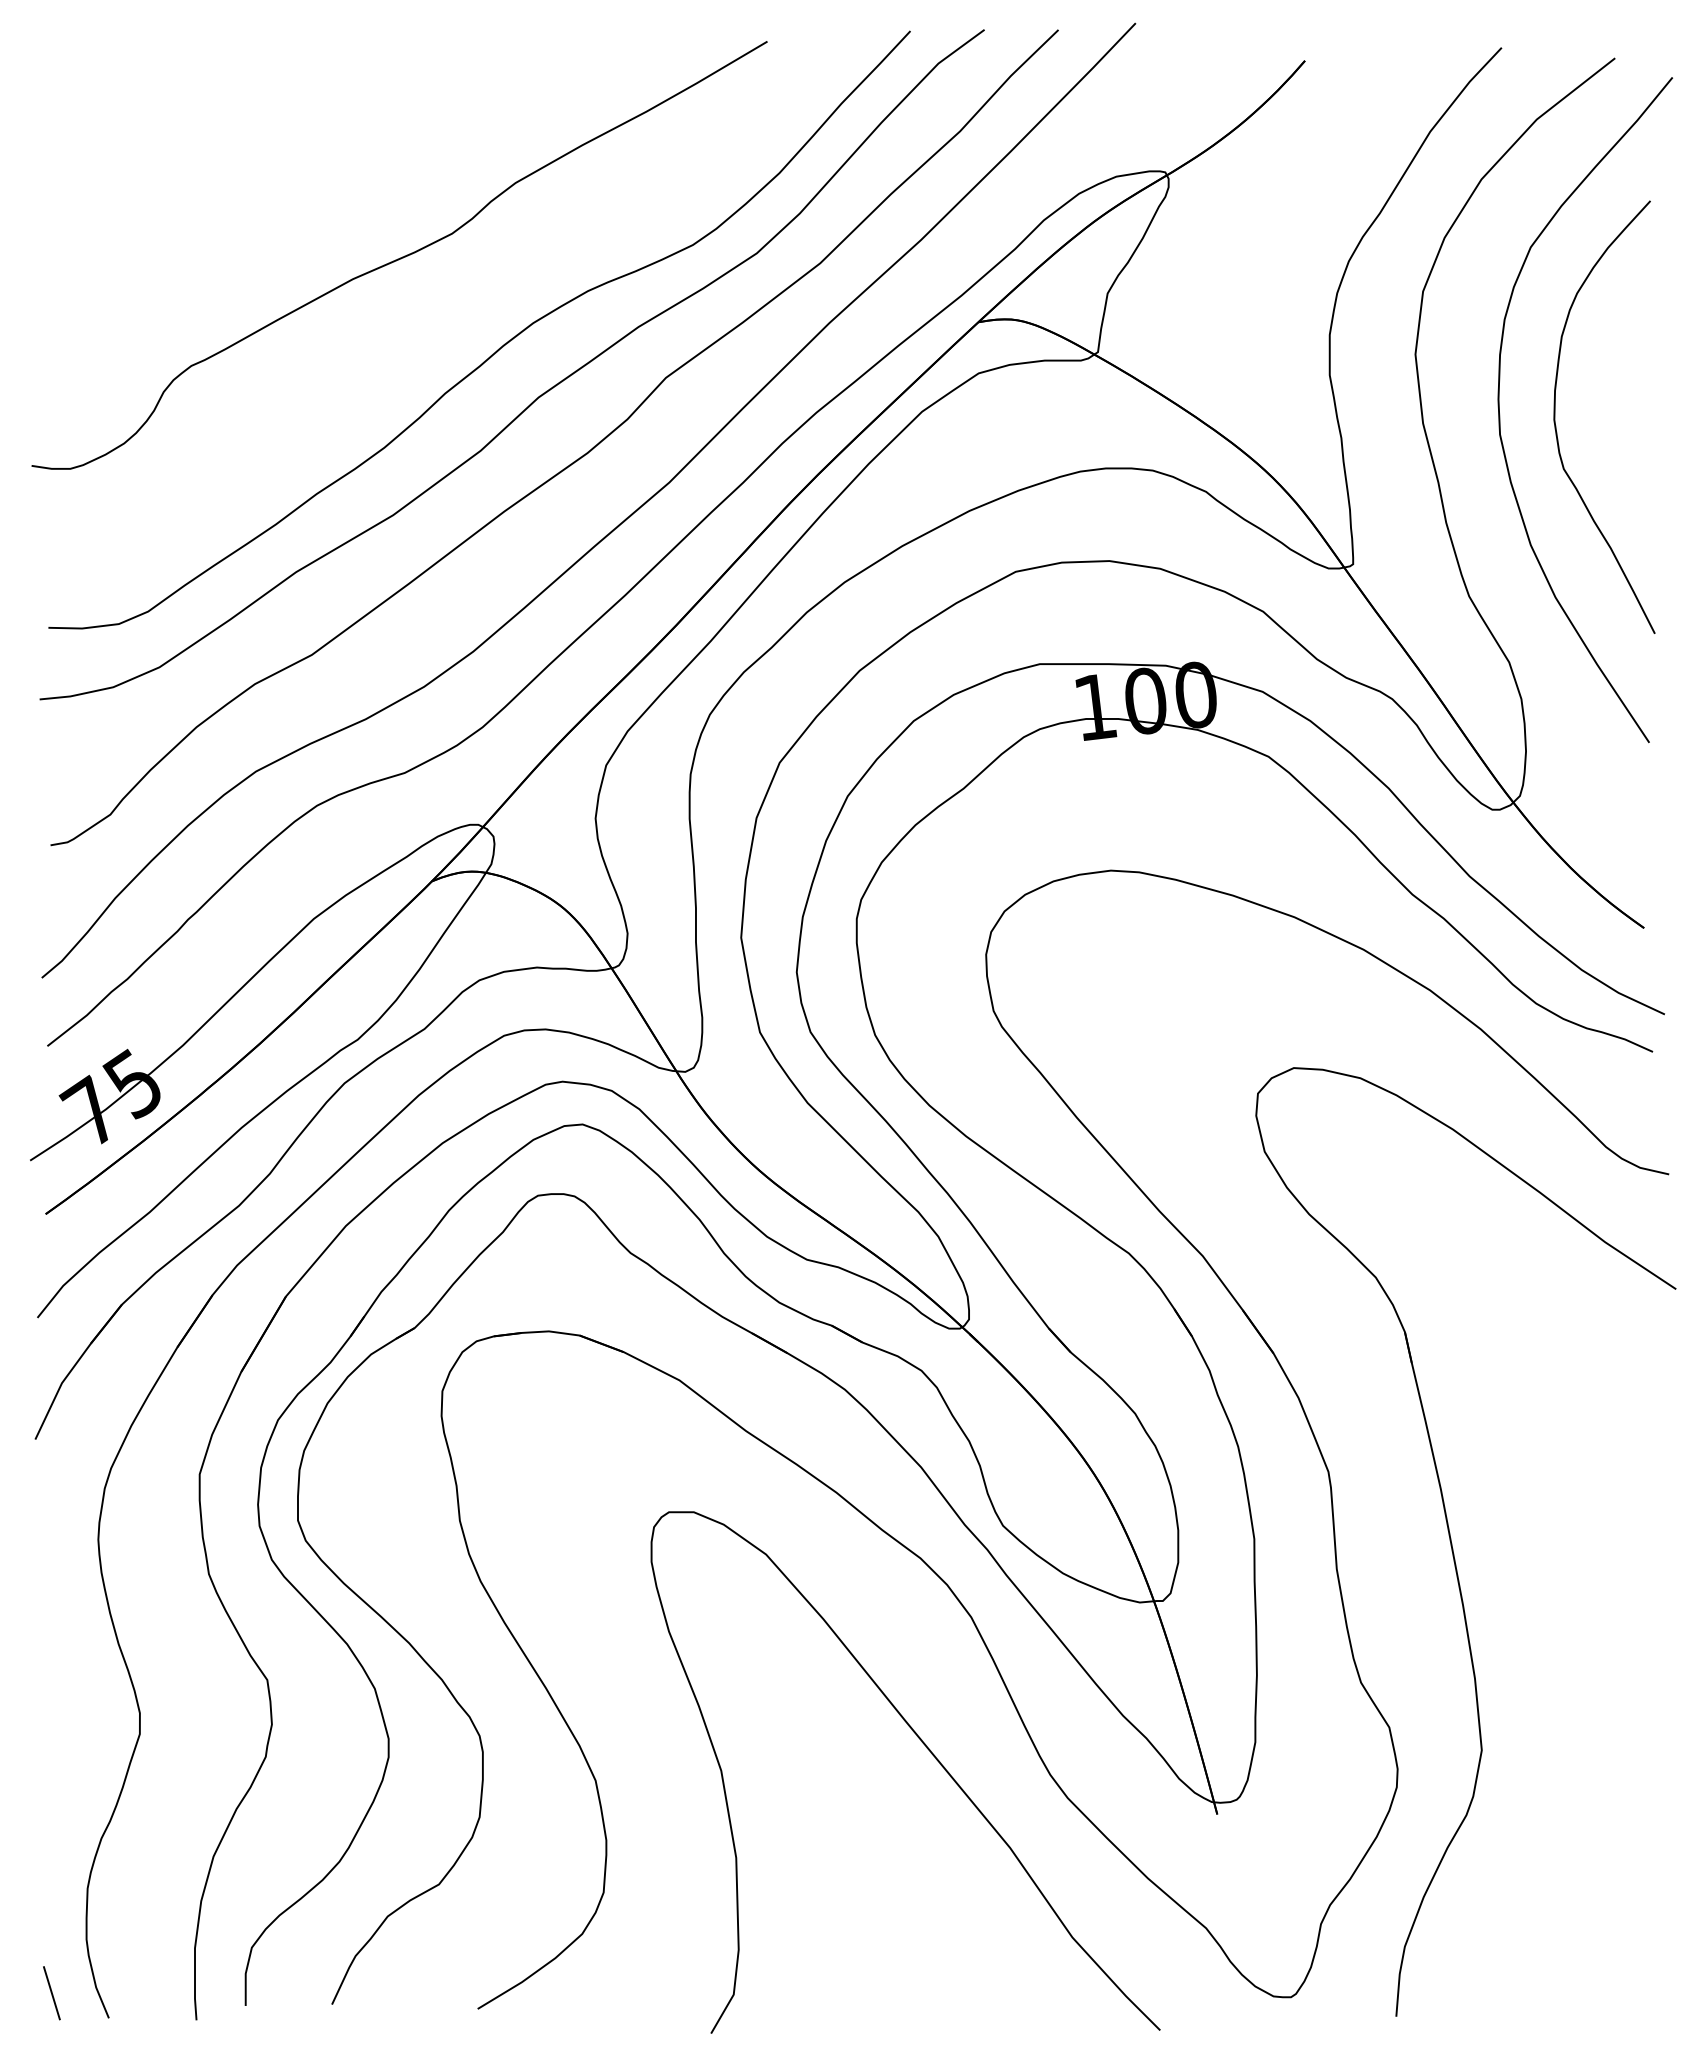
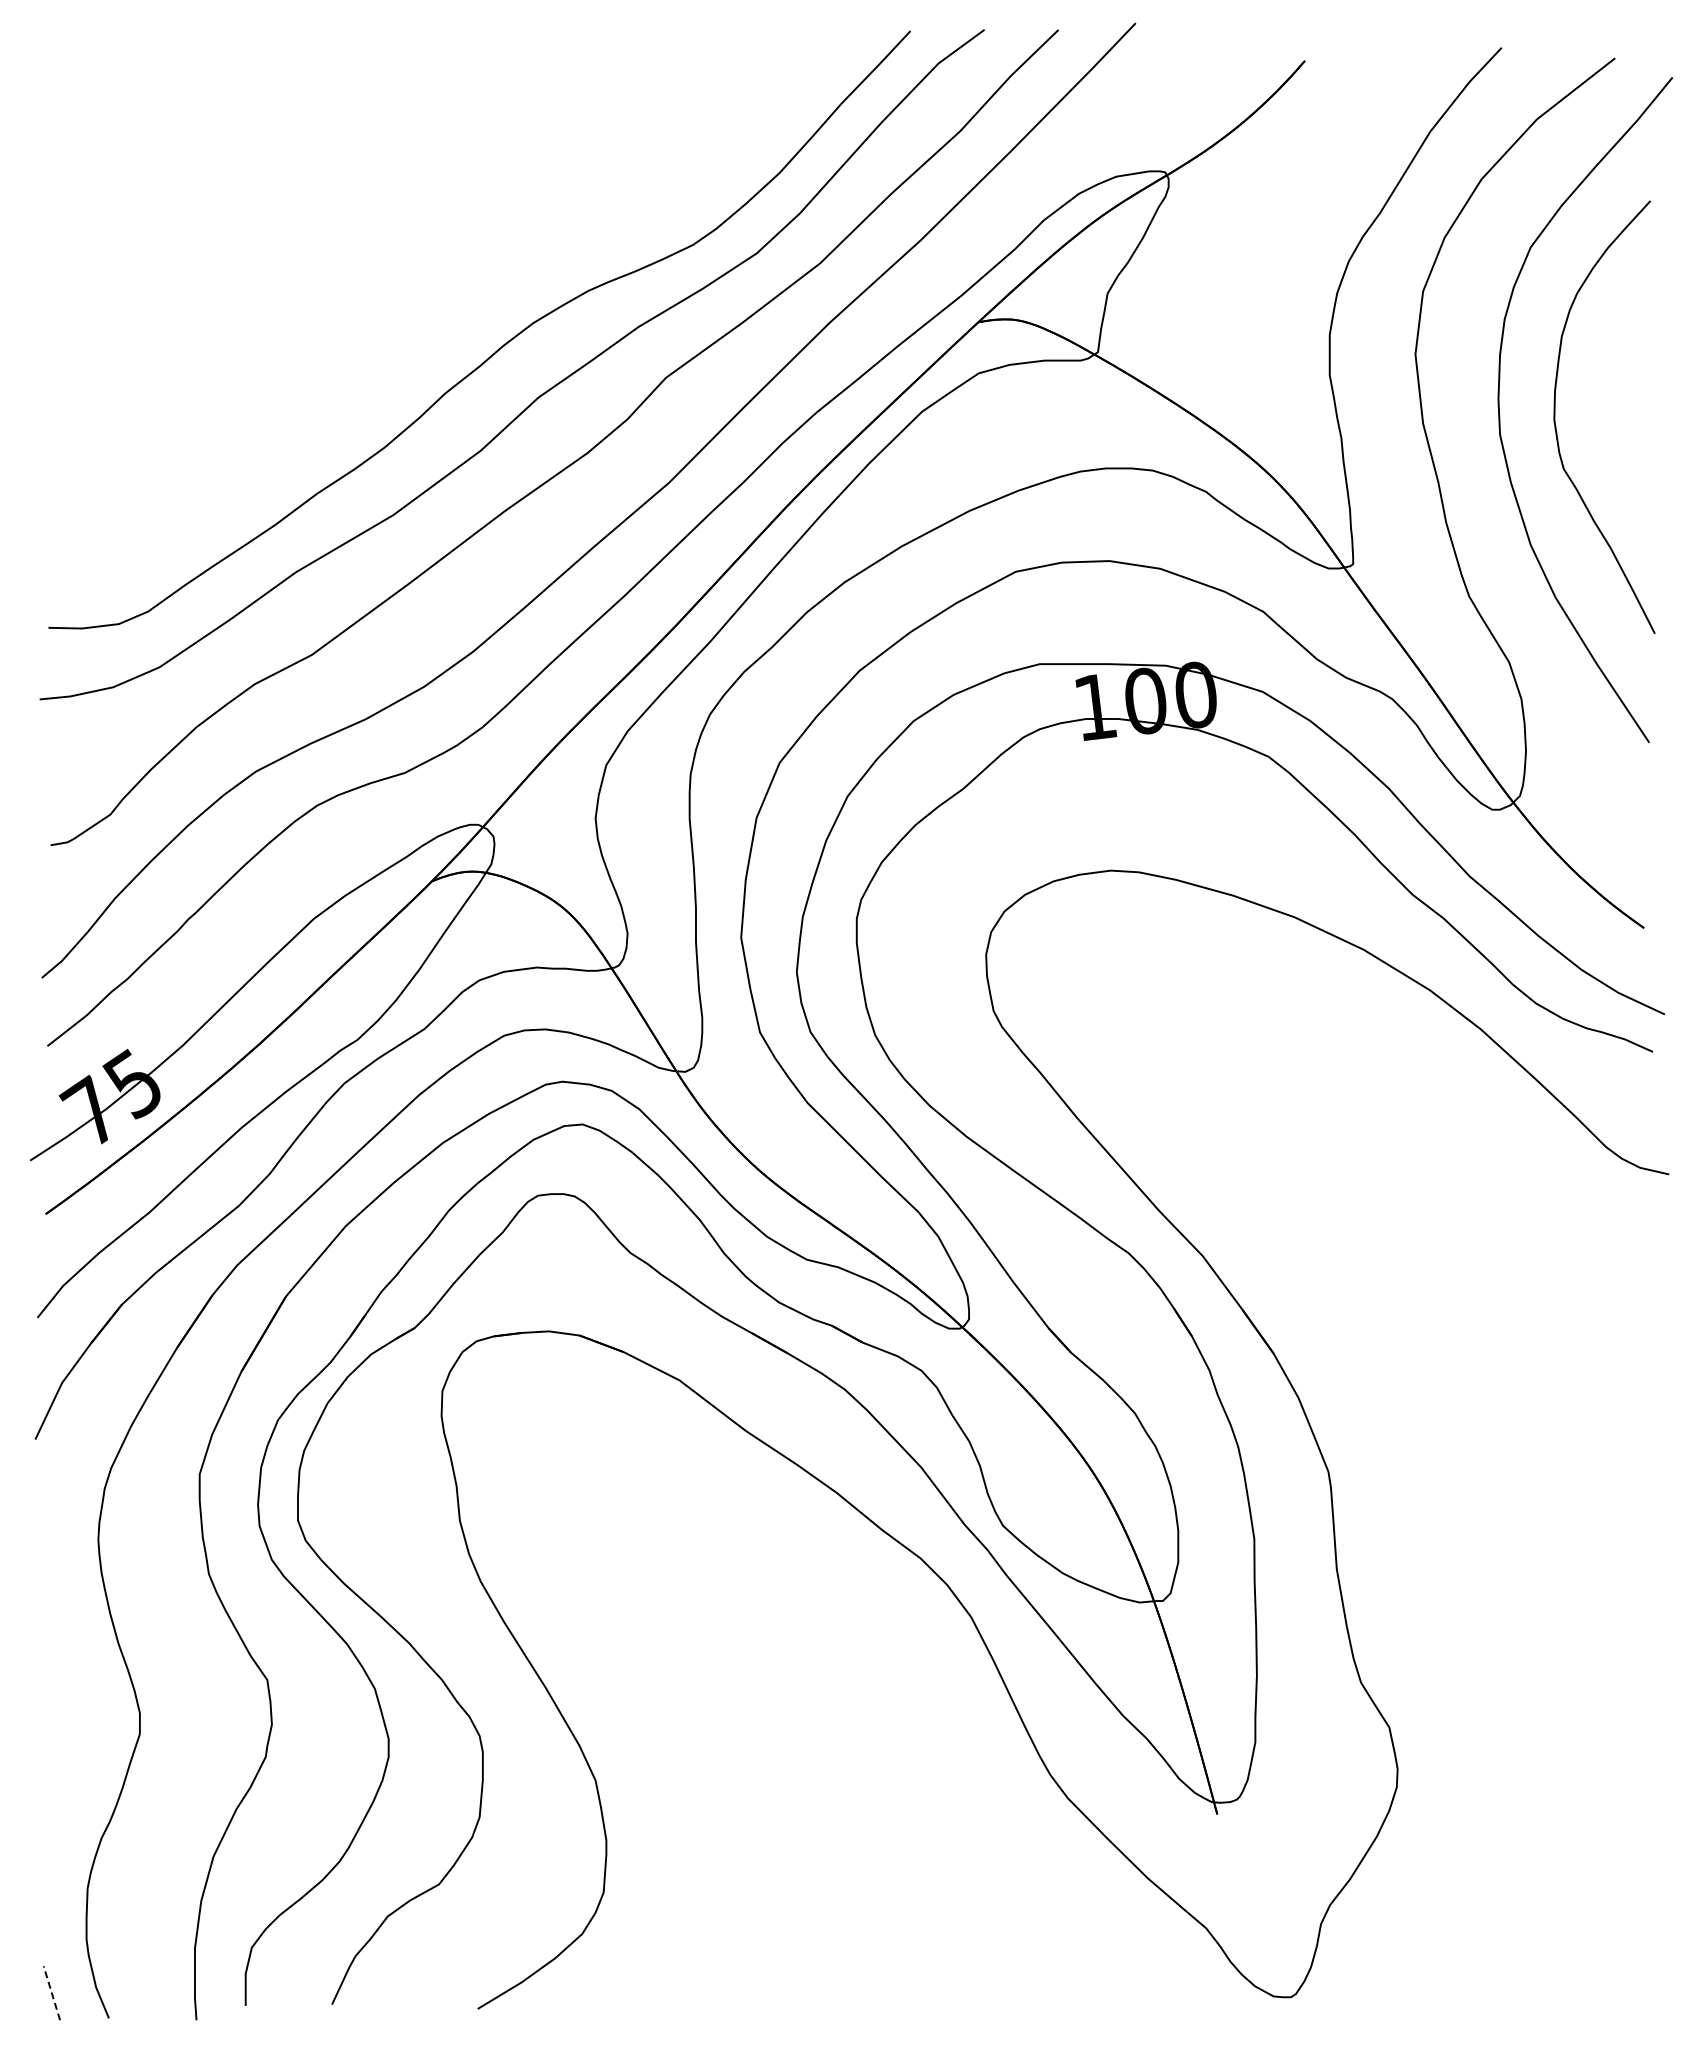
curve: present -> none (400, 257)
part: present -> none (1452, 1543)
curve: present -> none (931, 1754)
line: solid -> dashed (51, 1992)
